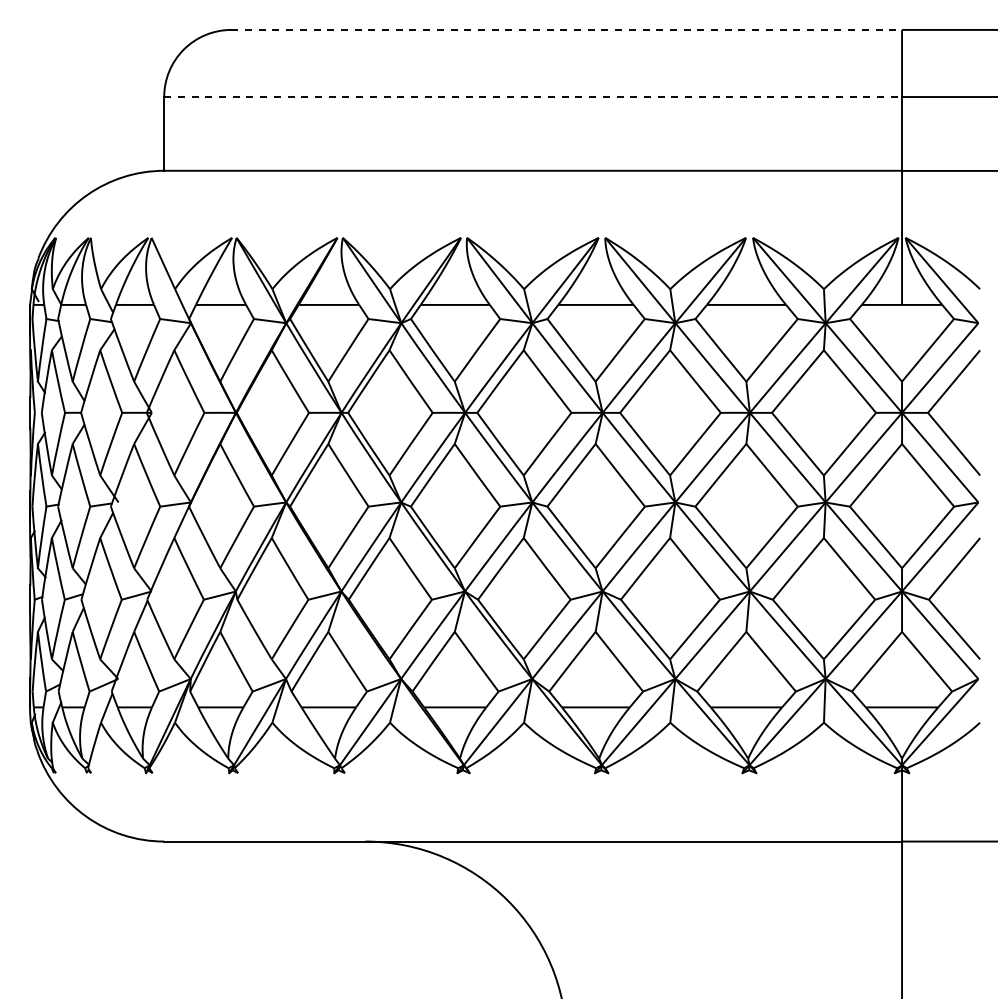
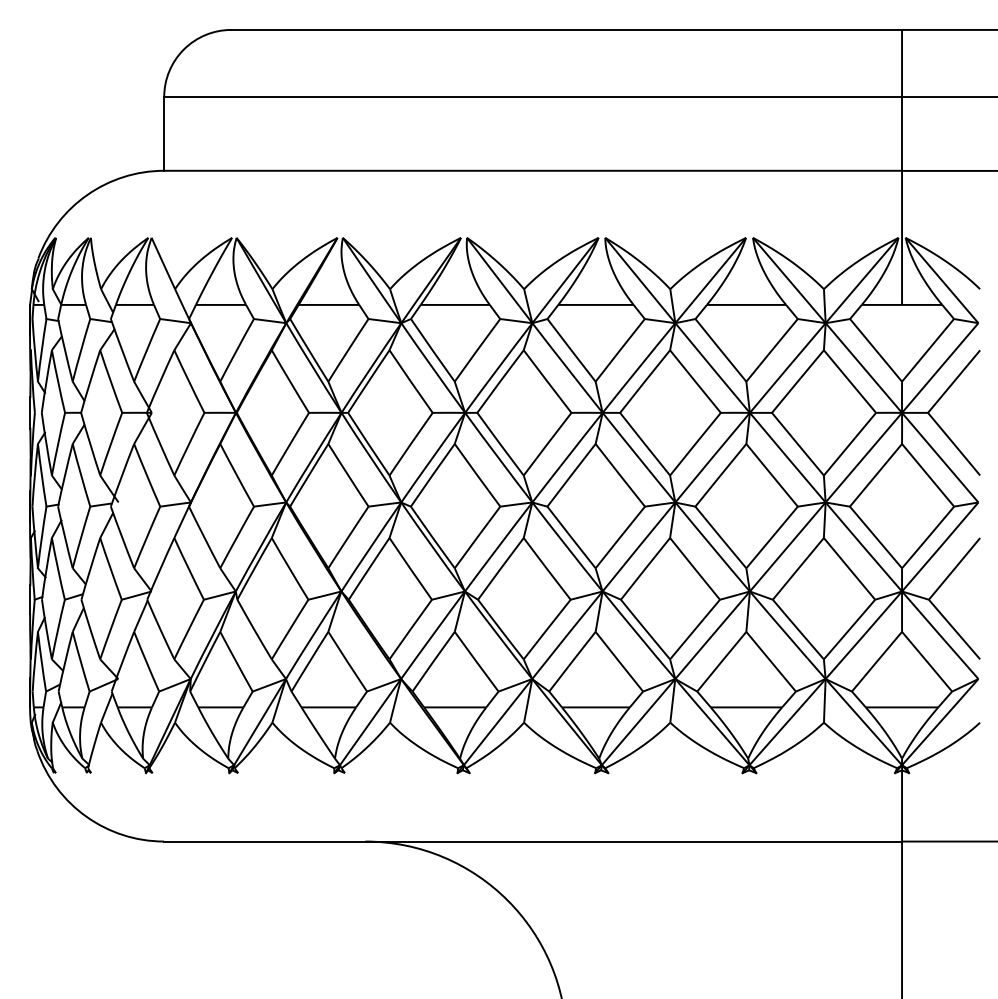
line: dashed -> solid (567, 29)
line: dashed -> solid (533, 97)
